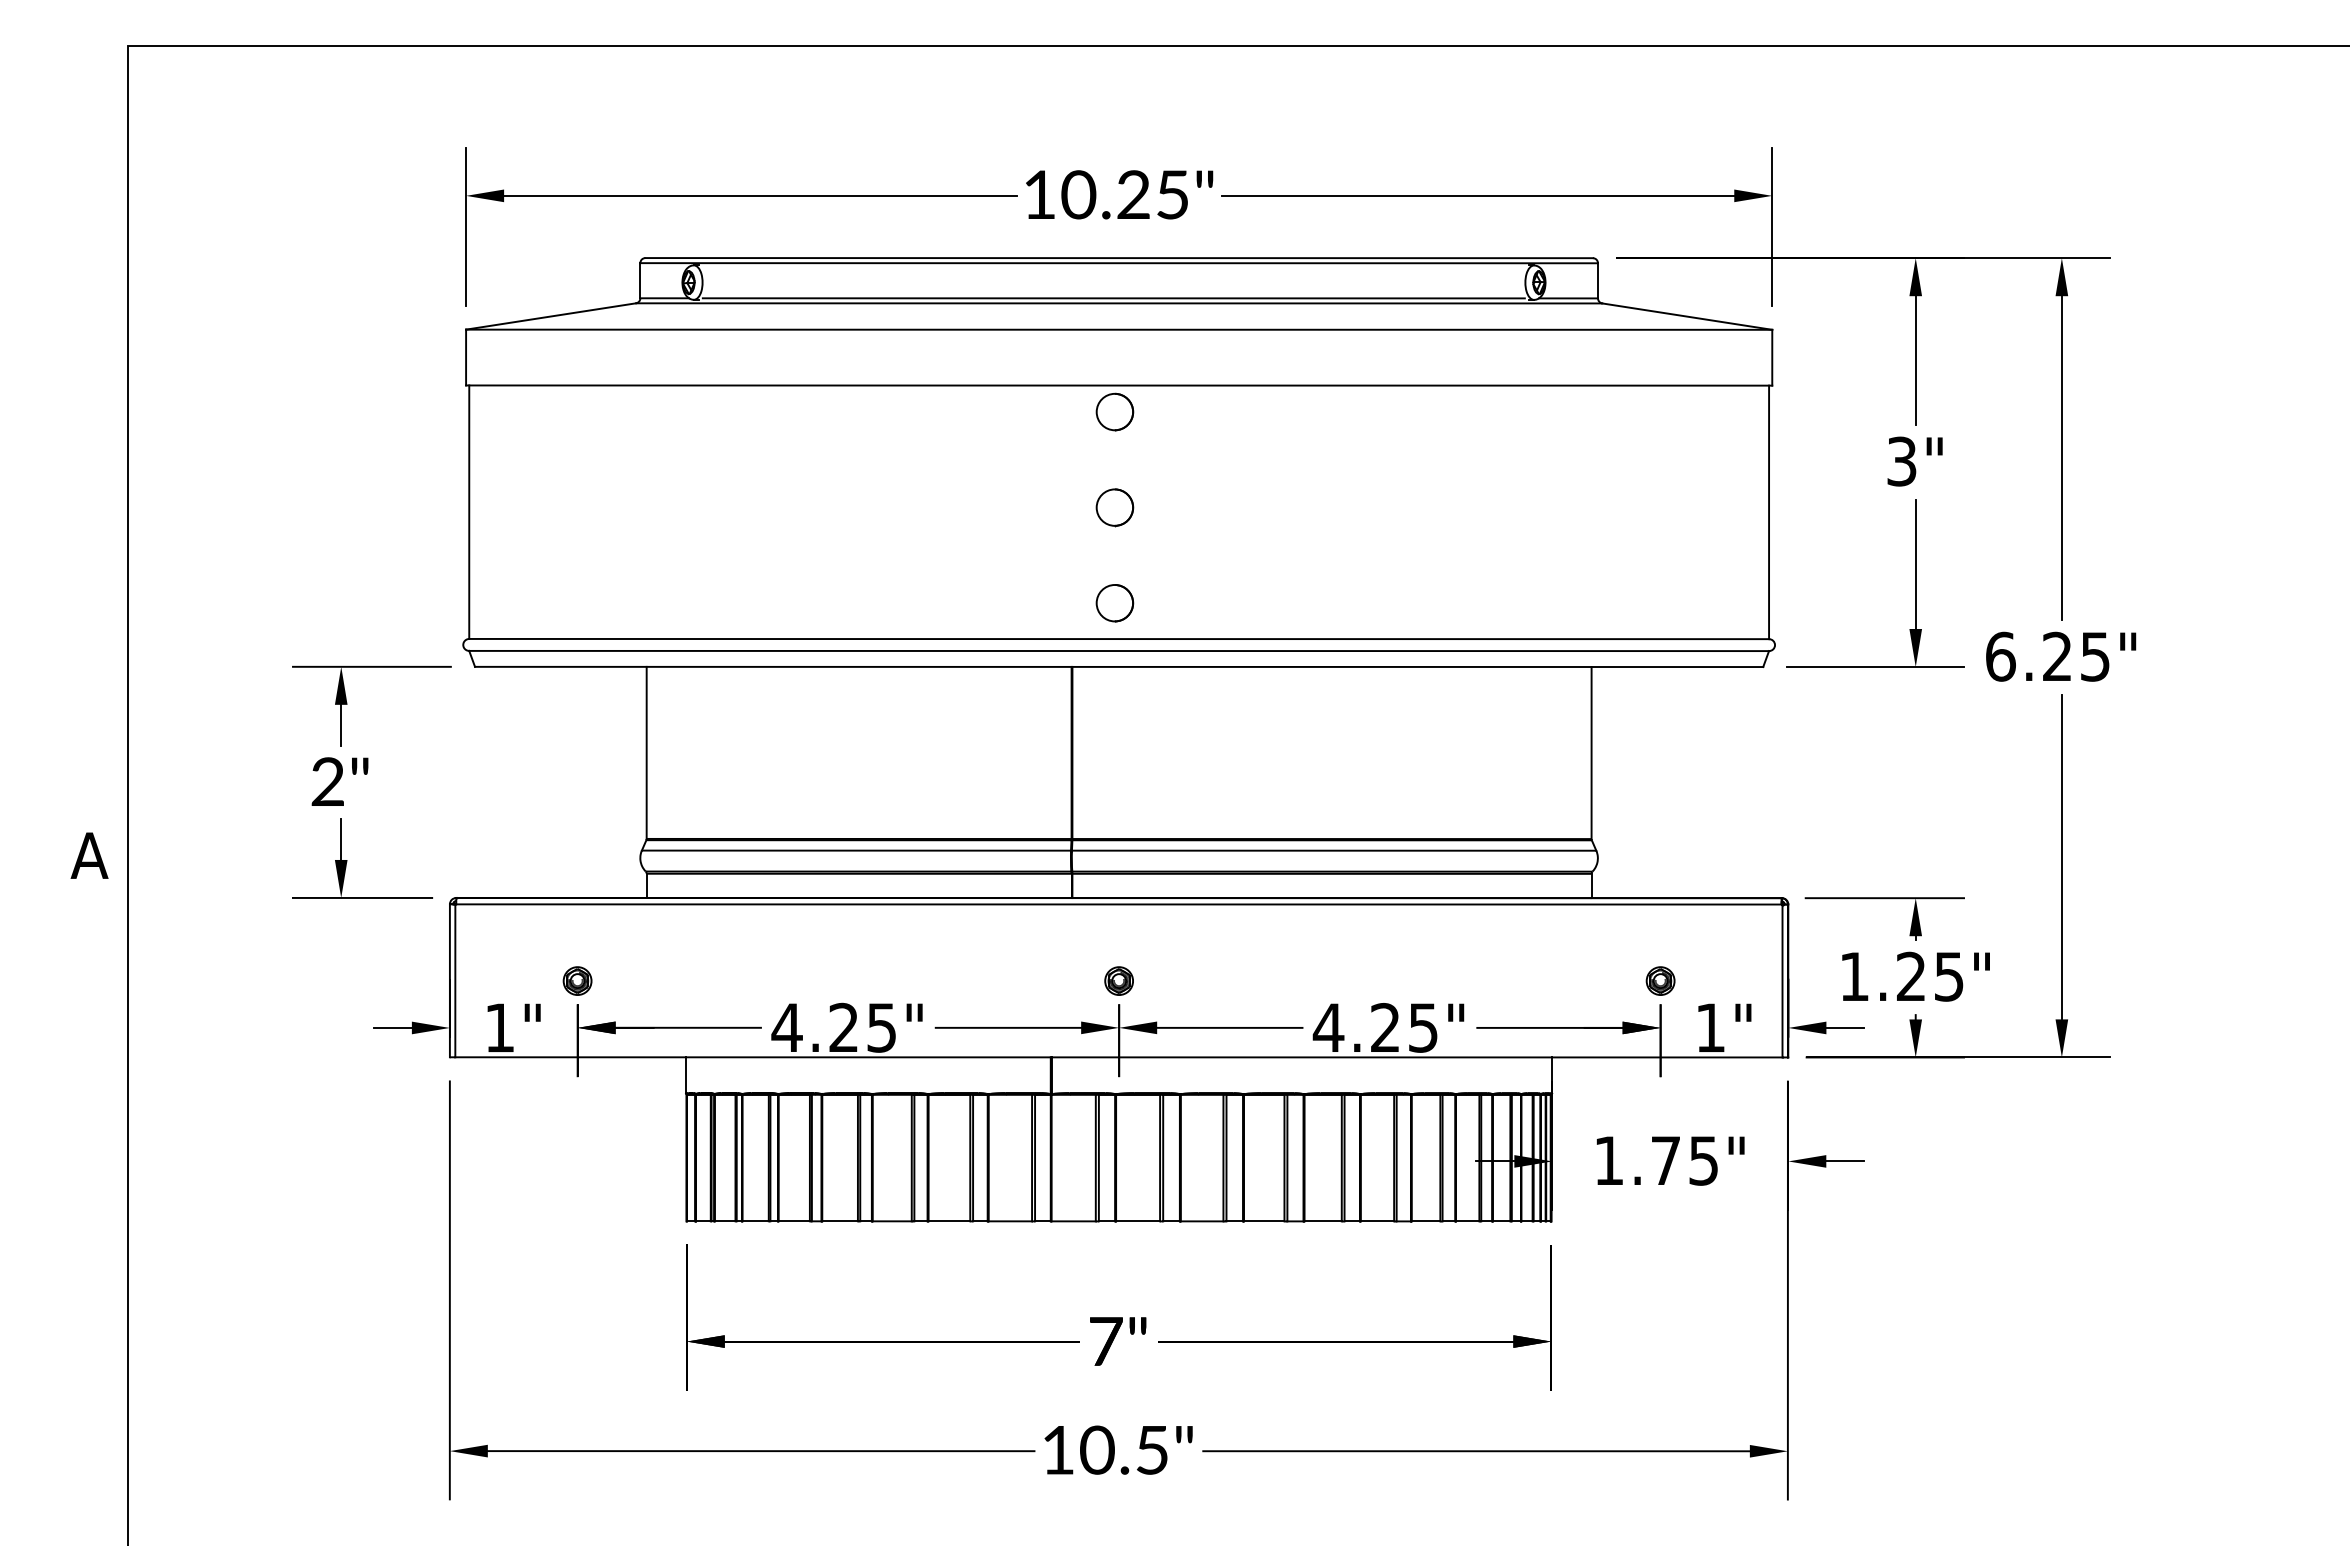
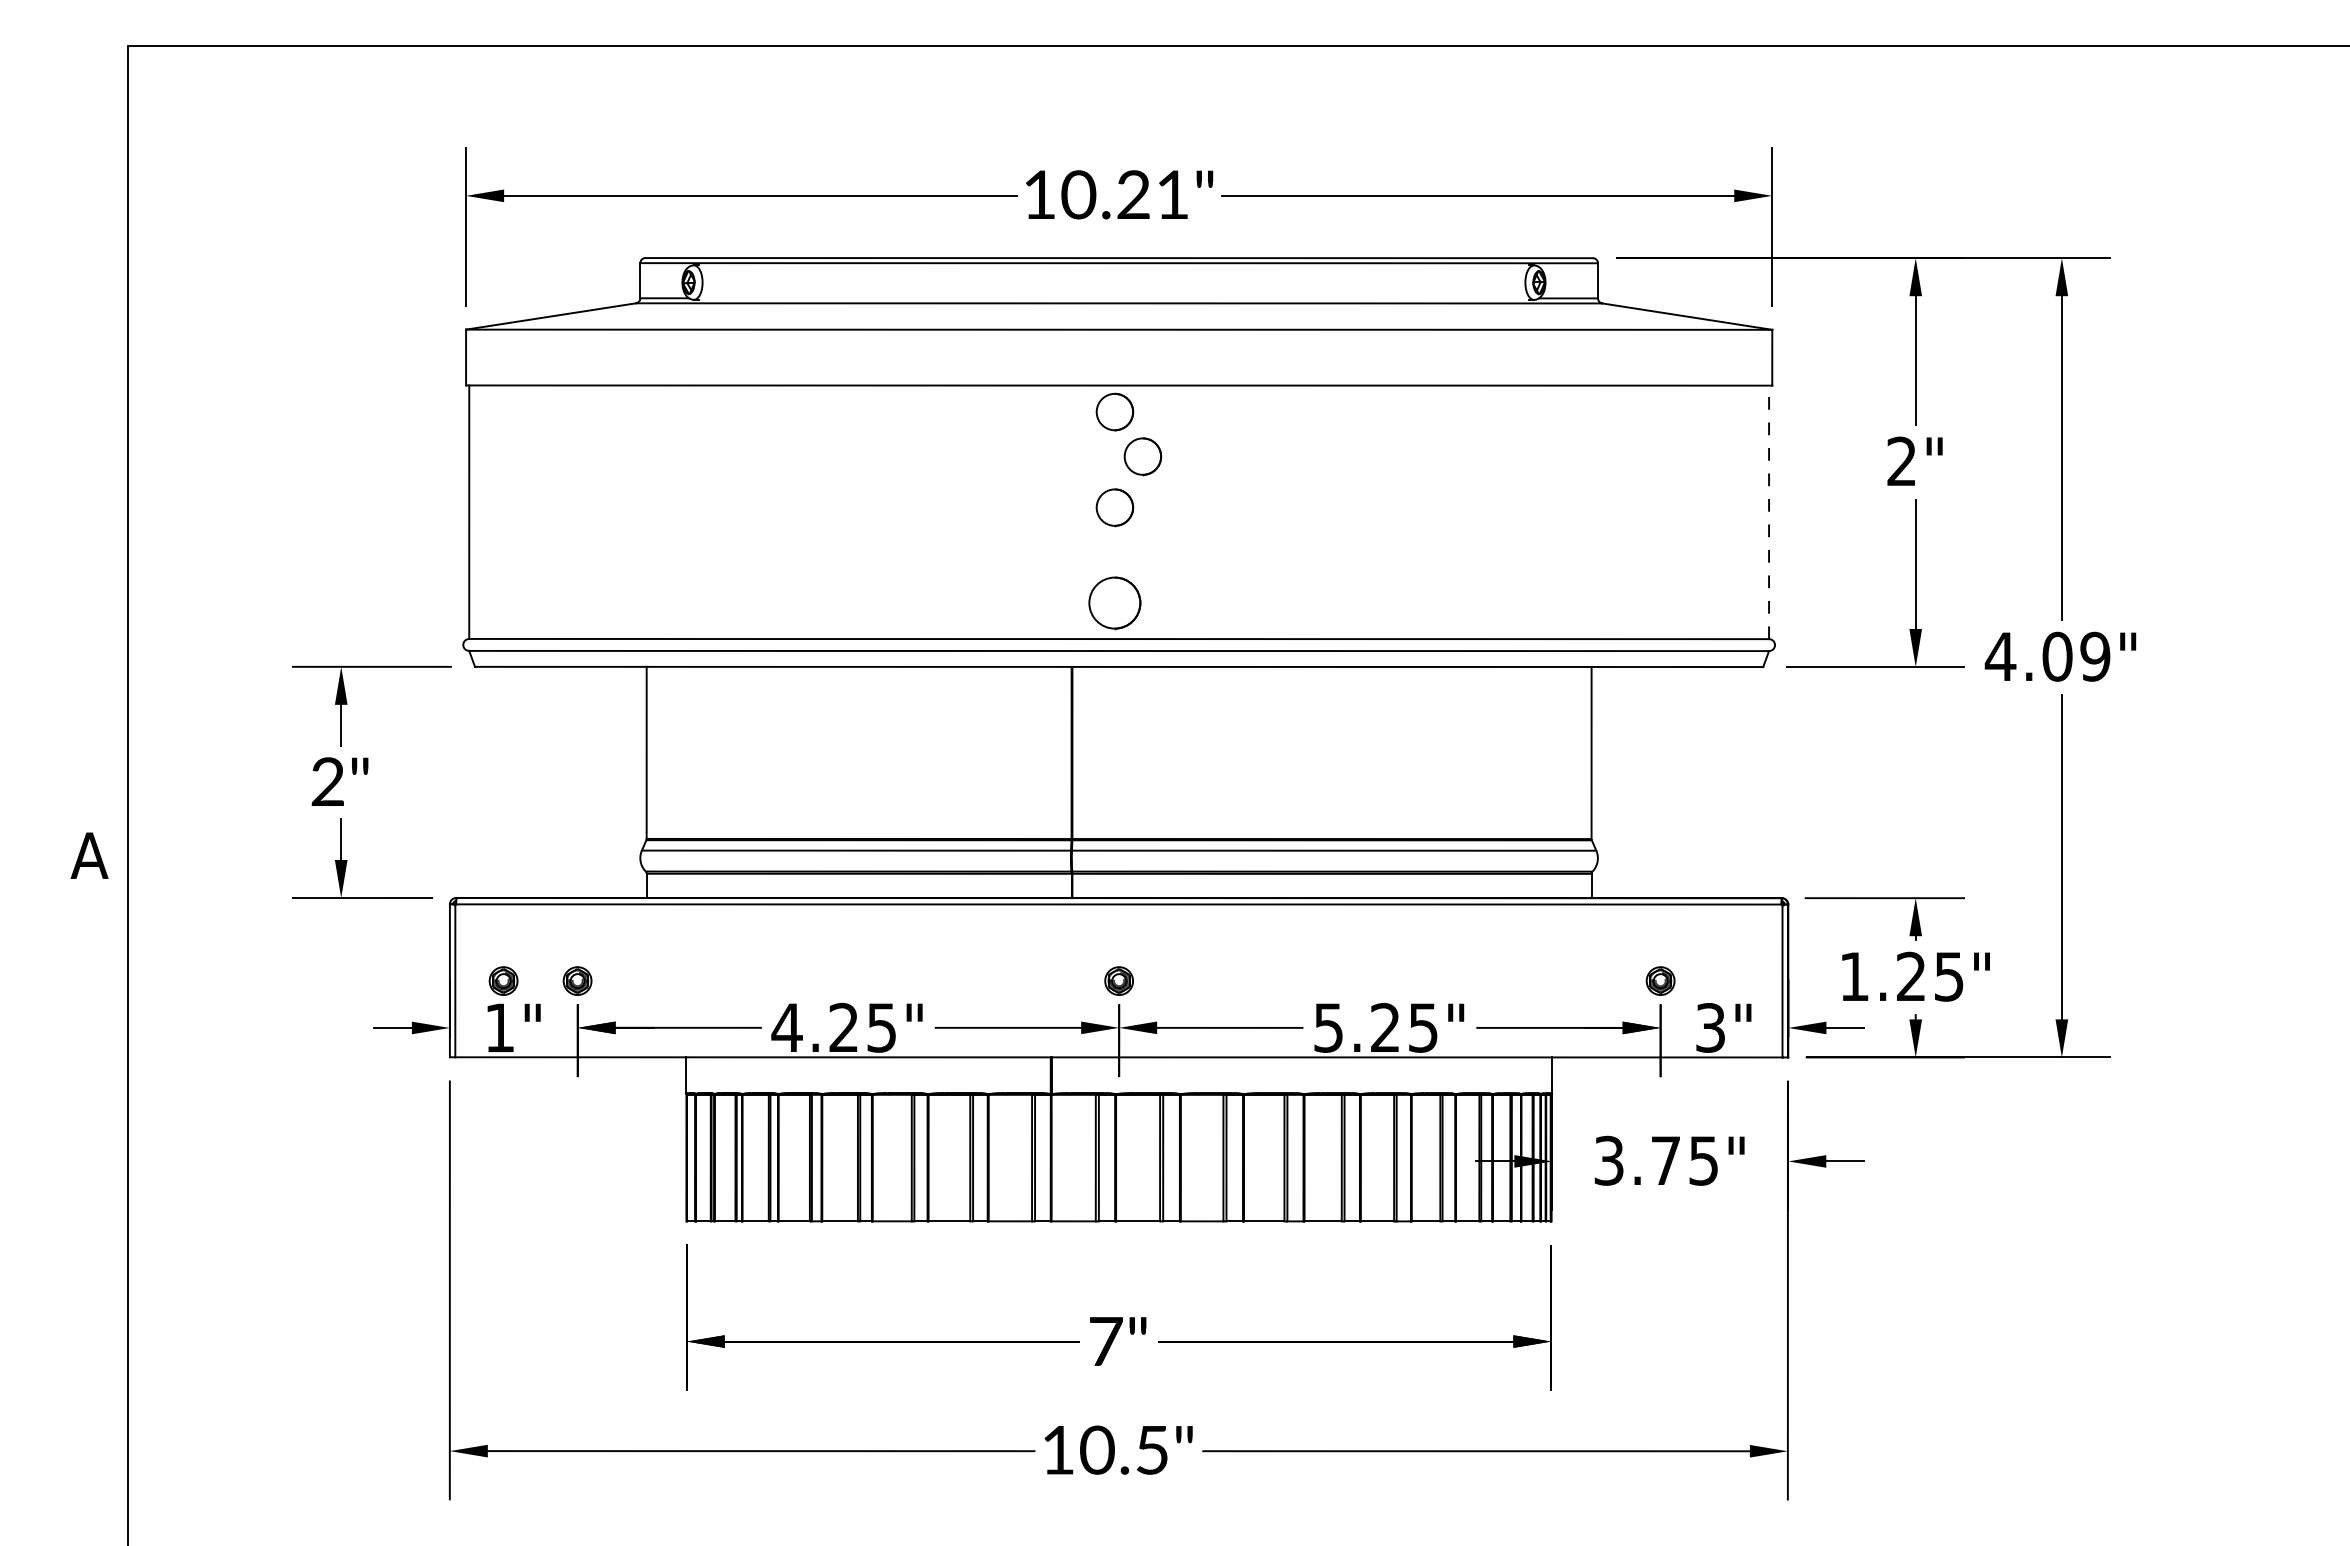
text: 10.25" -> 10.21" (1172, 194)
line: present -> none (1113, 298)
part: none -> present (1142, 456)
text: 3" -> 2" (1901, 461)
line: solid -> dashed (1769, 512)
part size: 40x39 px -> 54x55 px (1114, 603)
text: 6.25" -> 4.09" (2047, 656)
part: none -> present (503, 980)
text: 4.25" -> 5.25" (1328, 1027)
text: 1" -> 3" (1710, 1027)
text: 1.75" -> 3.75" (1608, 1160)
